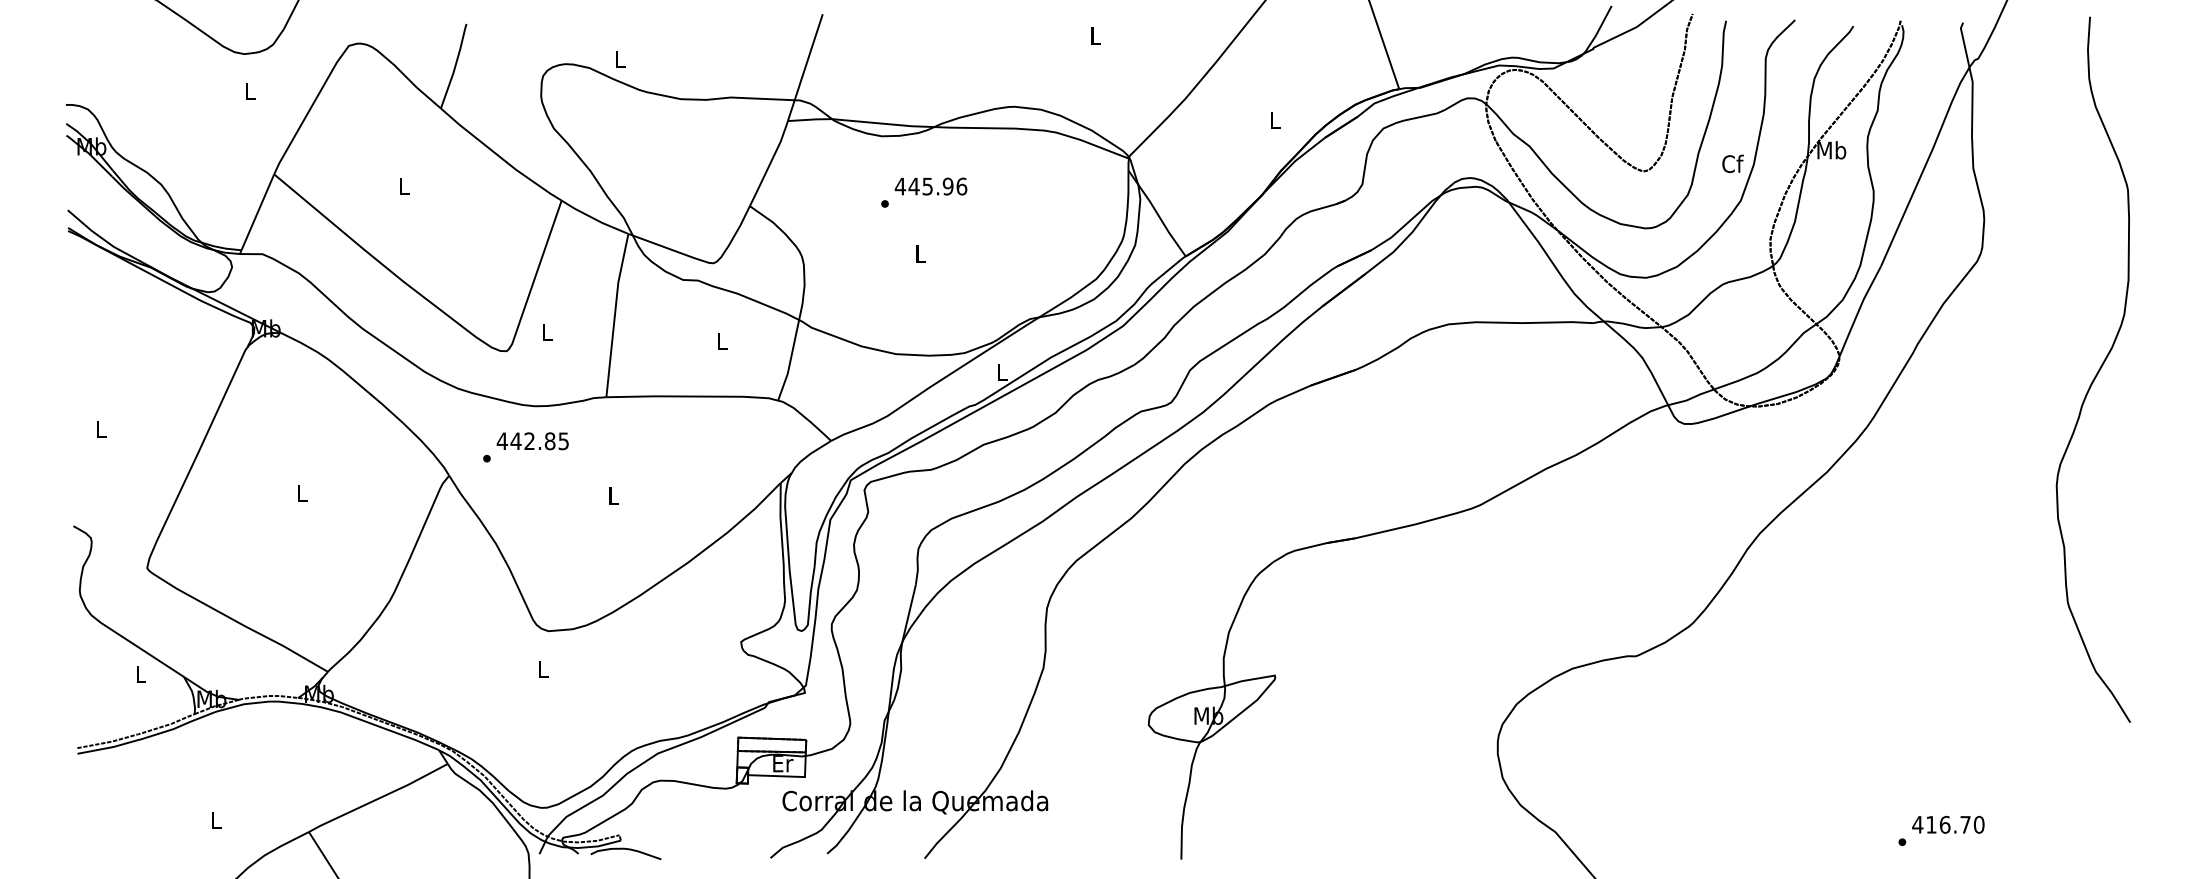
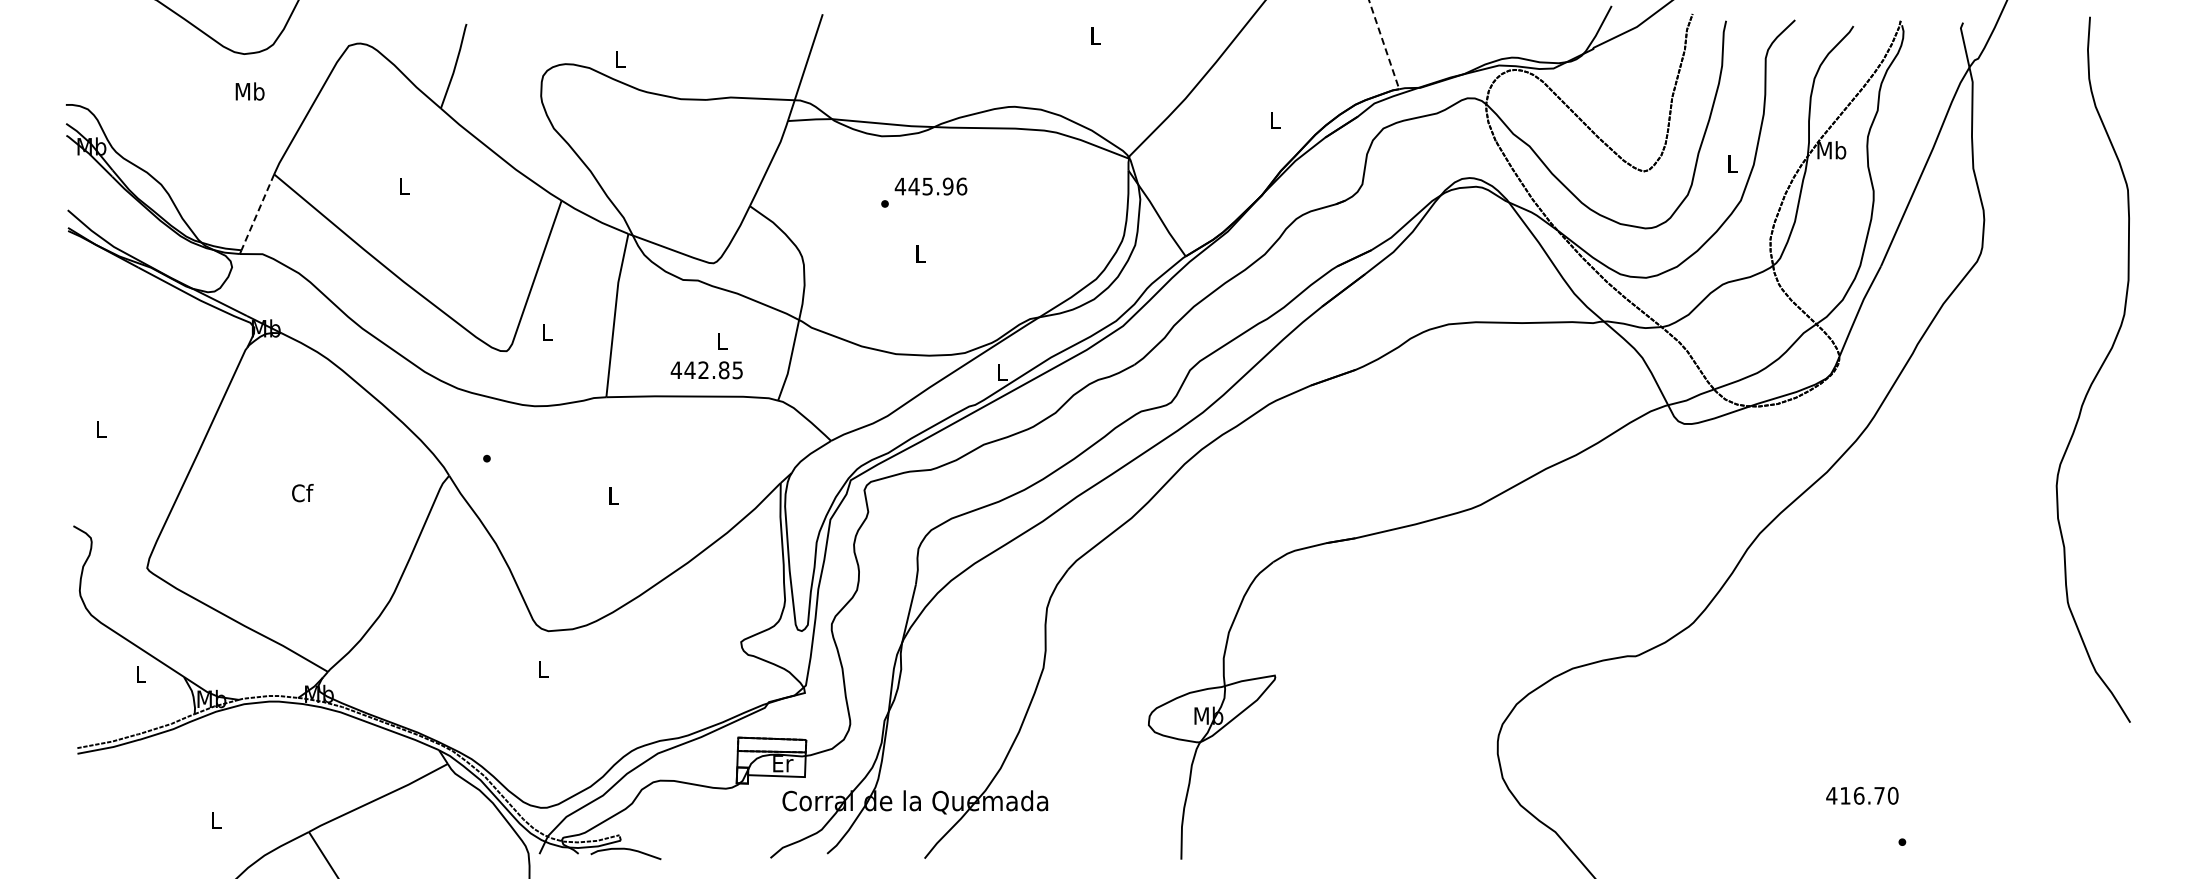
line: solid -> dashed (1384, 44)
text: L -> Mb (249, 91)
text: Cf -> L (1732, 163)
line: solid -> dashed (257, 212)
text position: (532, 441) -> (706, 370) (706, 370)
text: L -> Cf (302, 492)
text position: (1948, 824) -> (1862, 795) (1862, 795)
